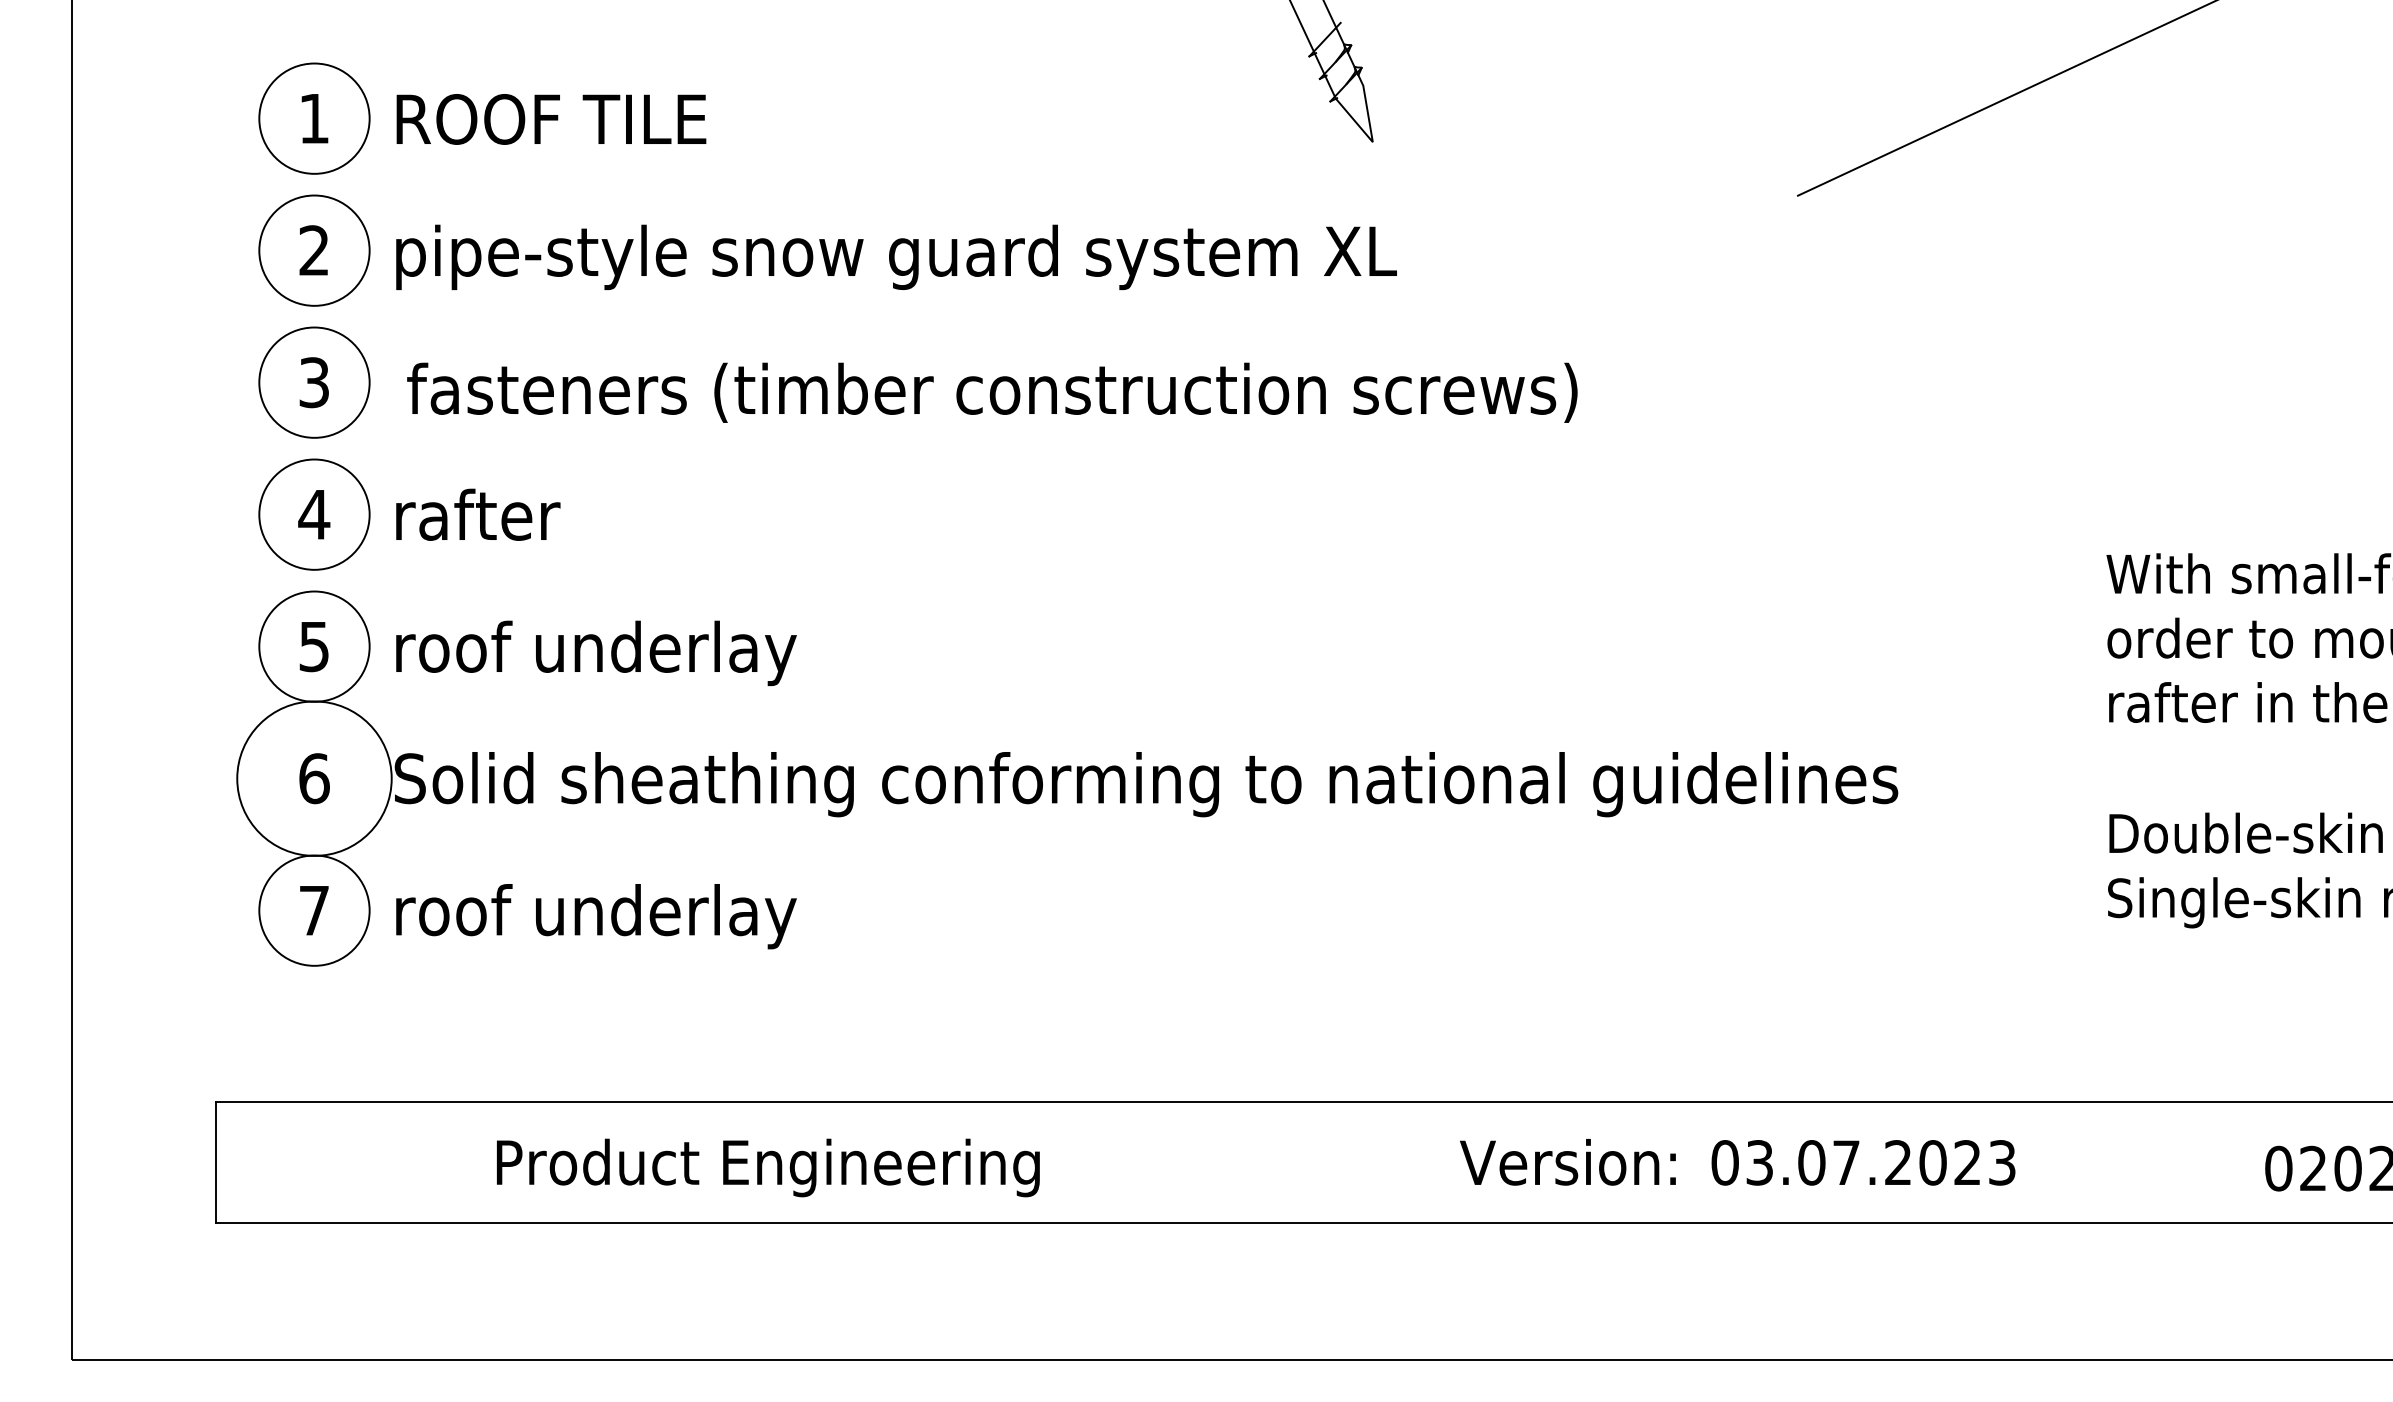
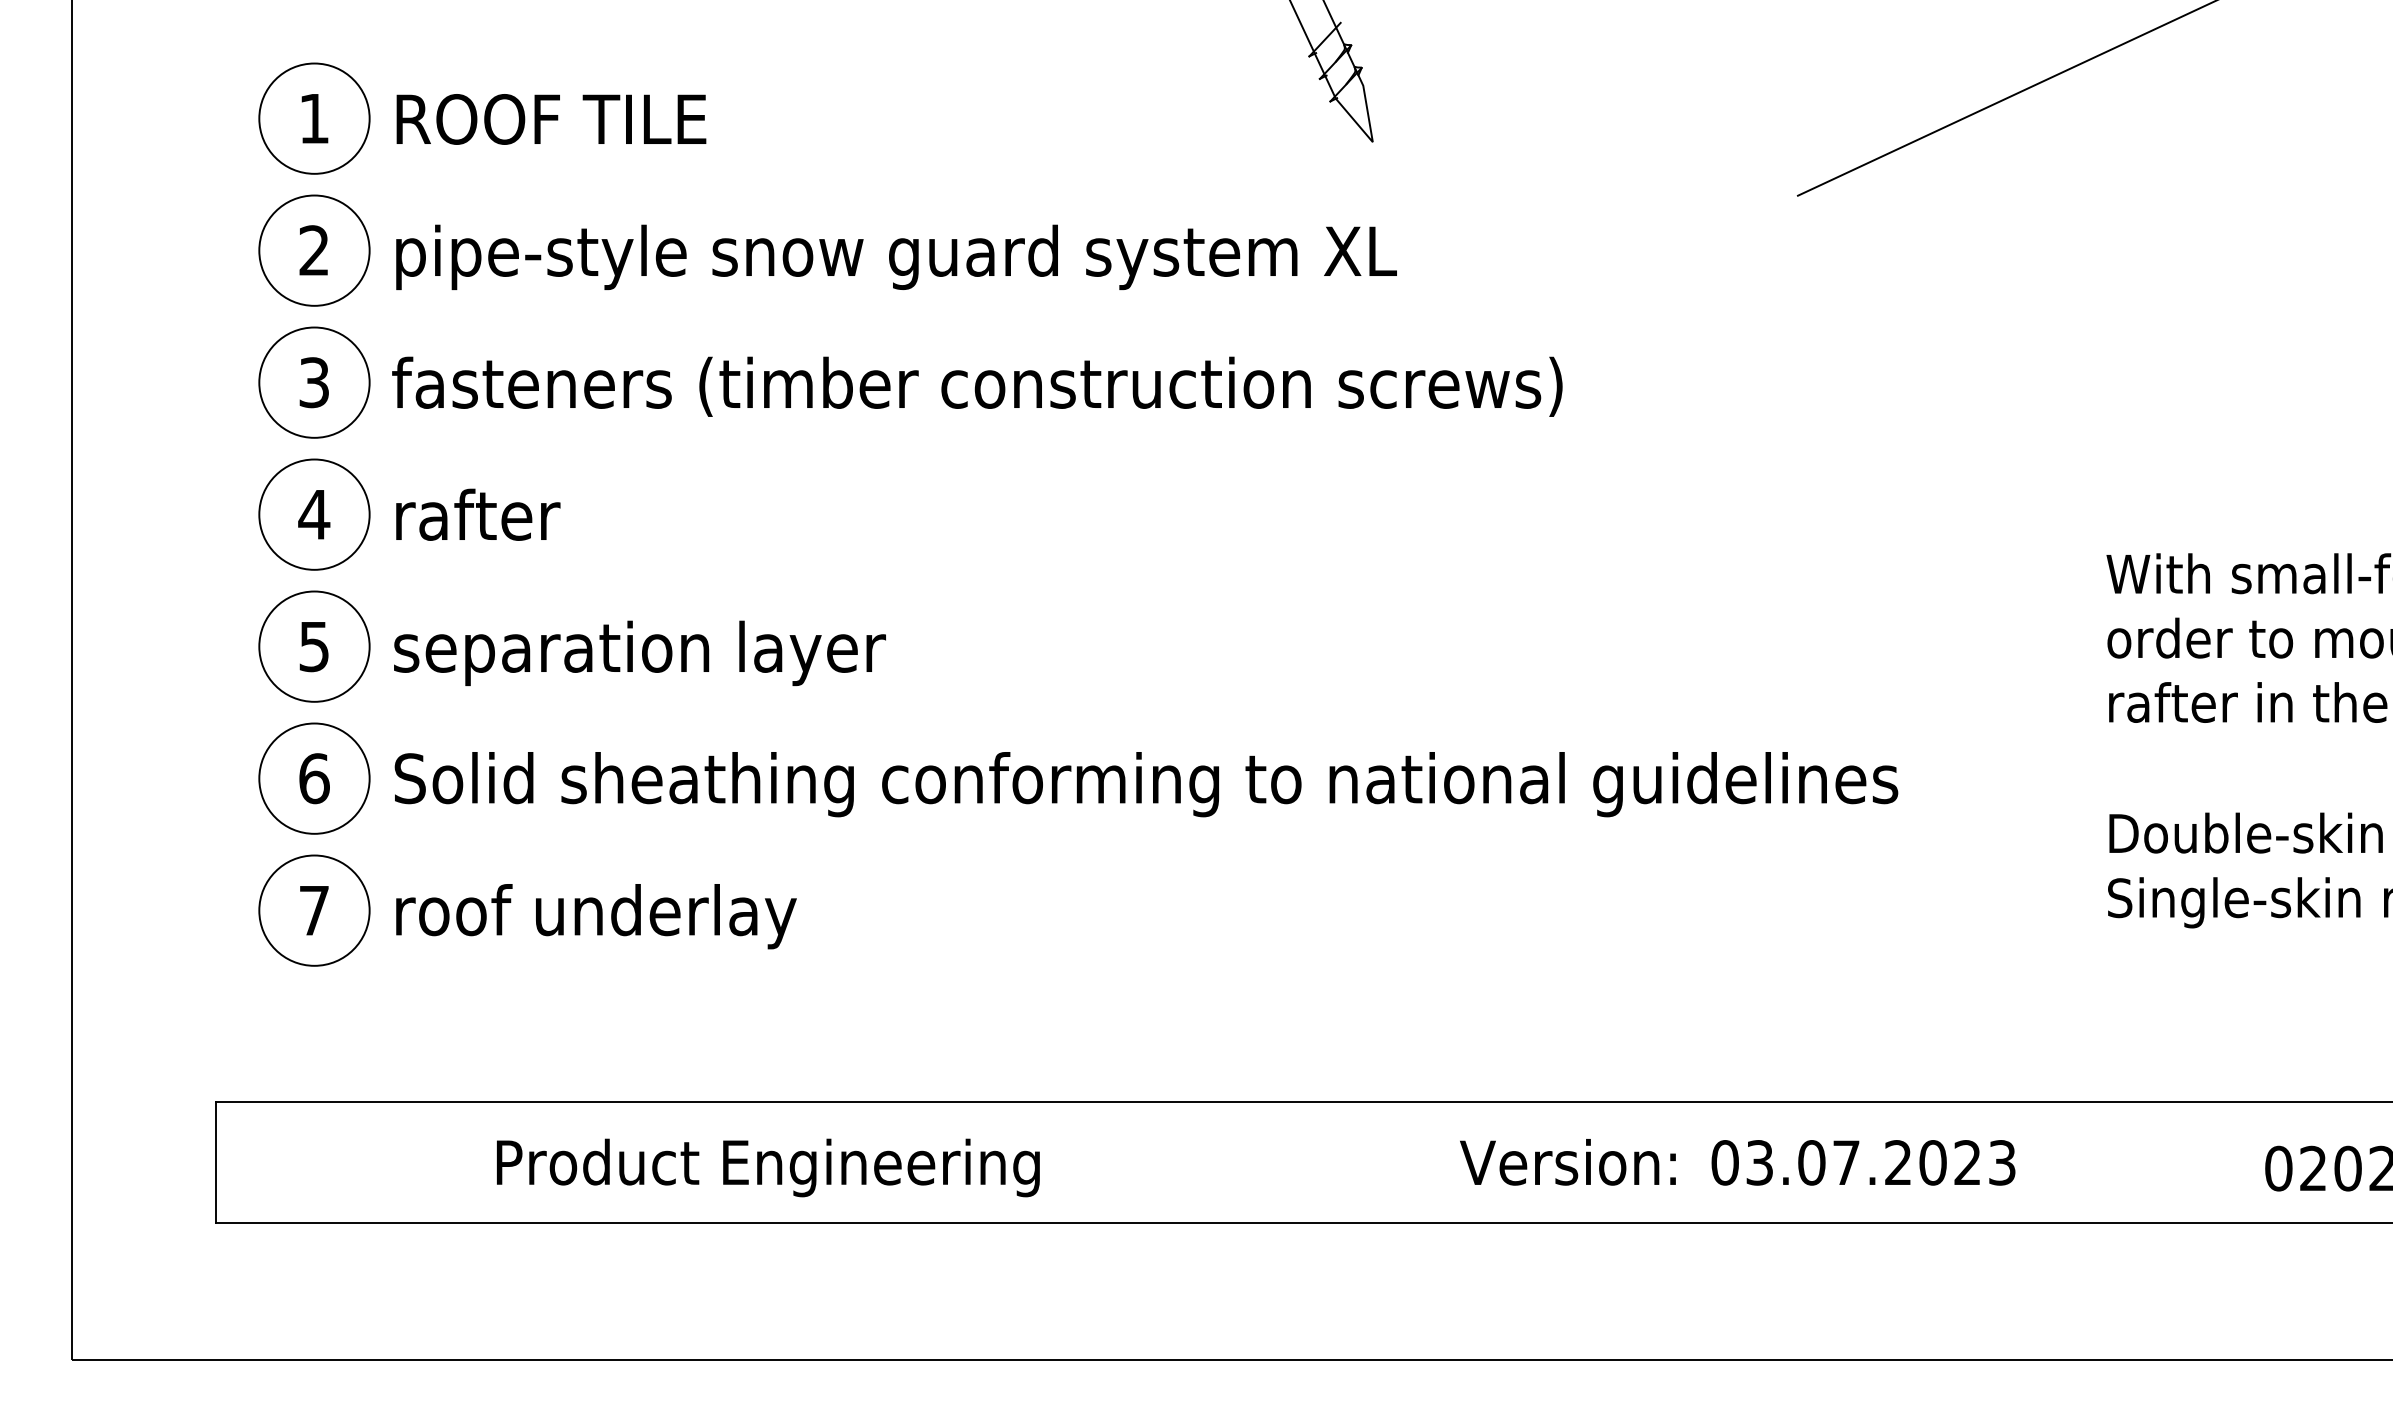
text position: (992, 392) -> (977, 386) (977, 386)
text: roof underlay -> separation layer (639, 653)
circle diameter: 154 px -> 110 px (314, 778)
